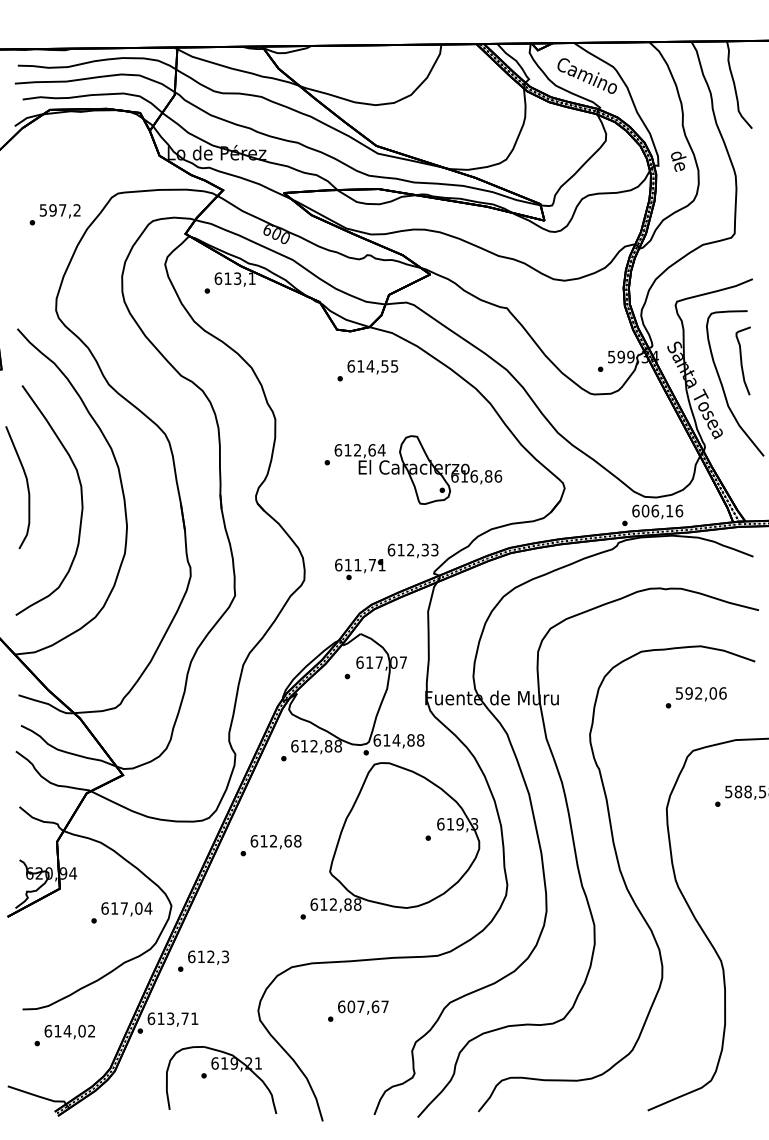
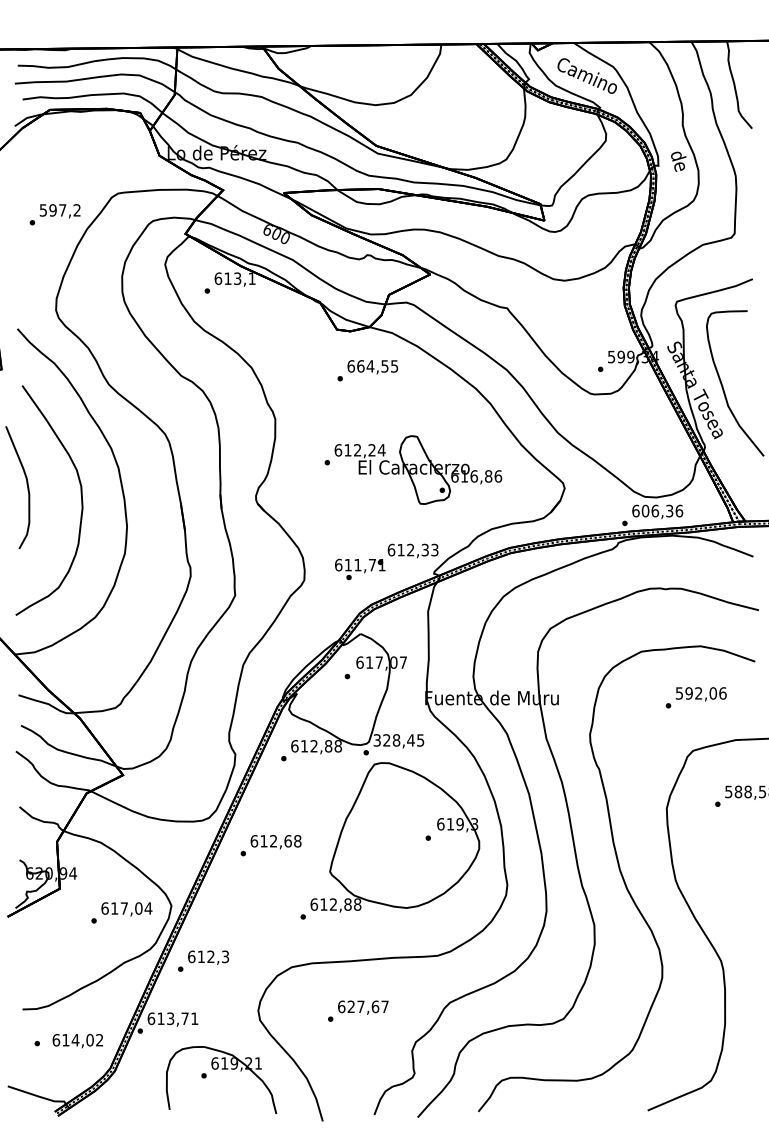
curve: present -> none (742, 360)
text: 614,55 -> 664,55 (360, 366)
text: 612,64 -> 612,24 (371, 450)
text: 606,16 -> 606,36 (669, 510)
text: 614,88 -> 328,45 (398, 740)
text: 607,67 -> 627,67 (351, 1006)
text position: (69, 1032) -> (77, 1041) (77, 1041)
